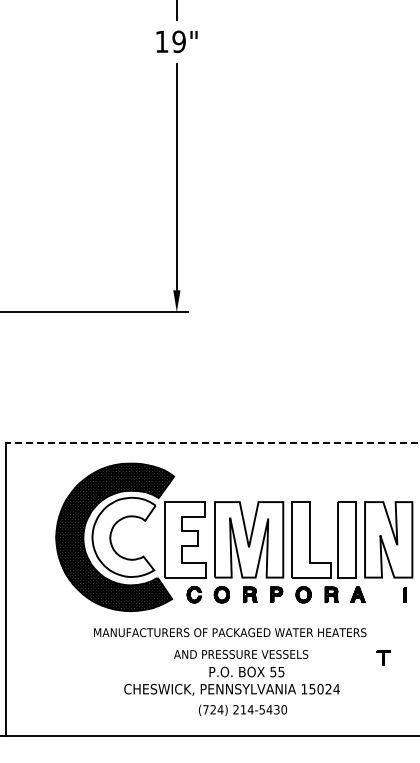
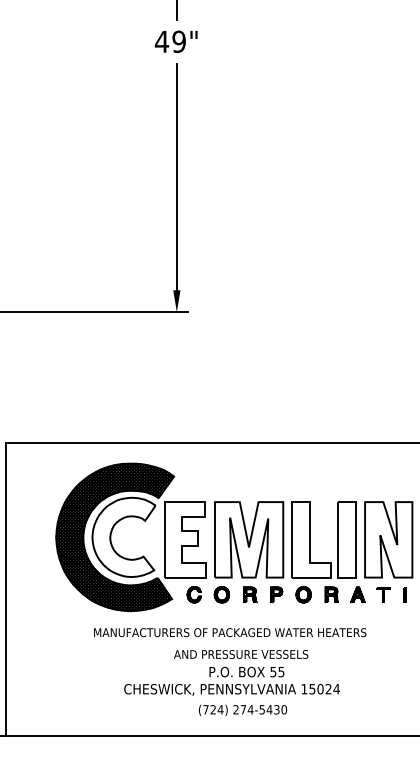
text: 19" -> 49" (161, 41)
line: dashed -> solid (212, 442)
part position: (383, 657) -> (383, 594) (383, 594)
text: 214-5430 -> 274-5430 (243, 709)
